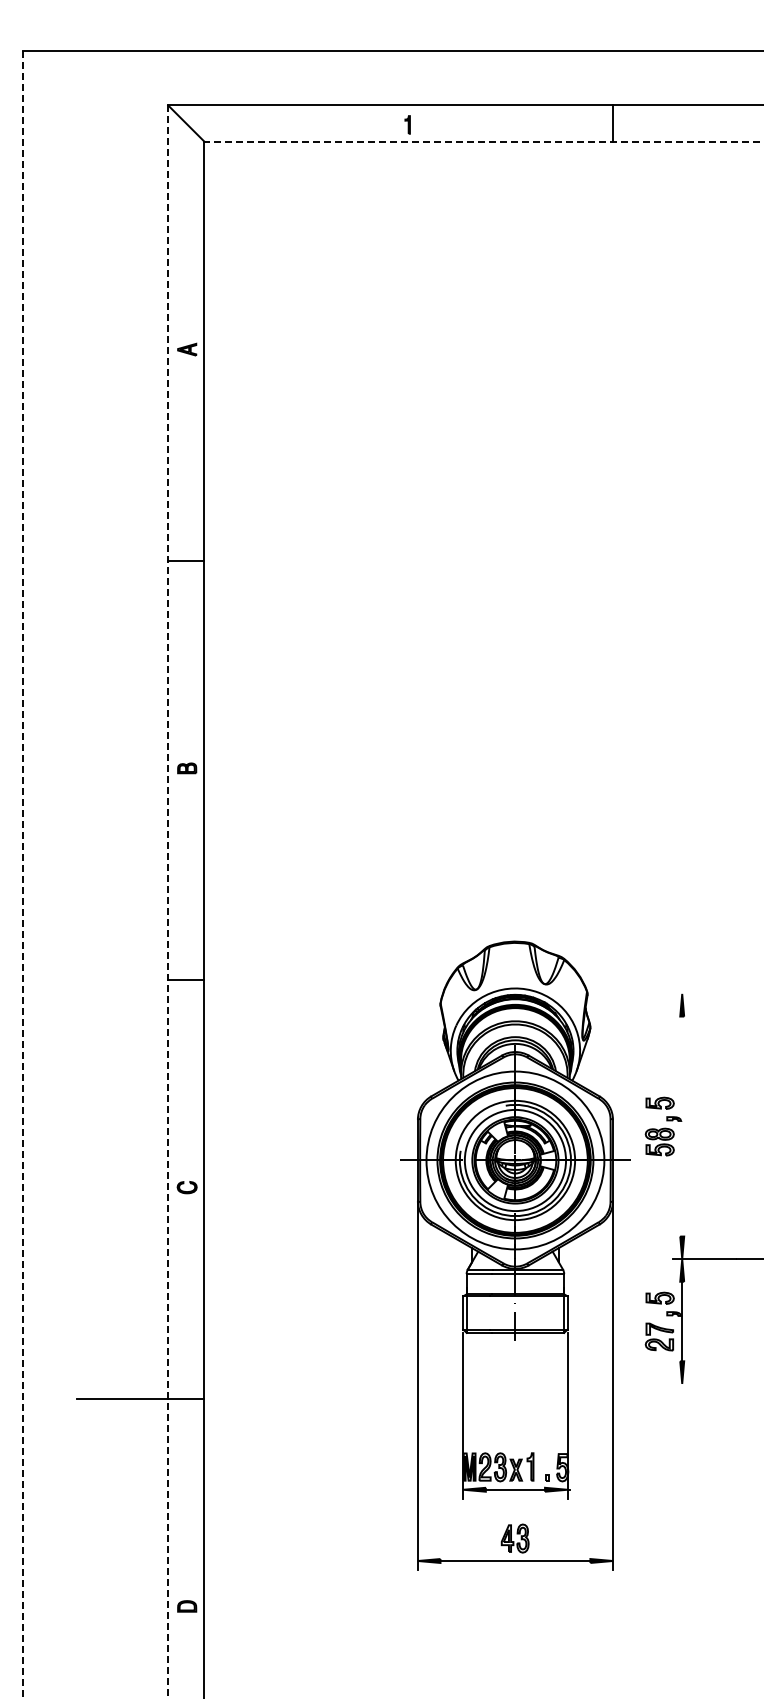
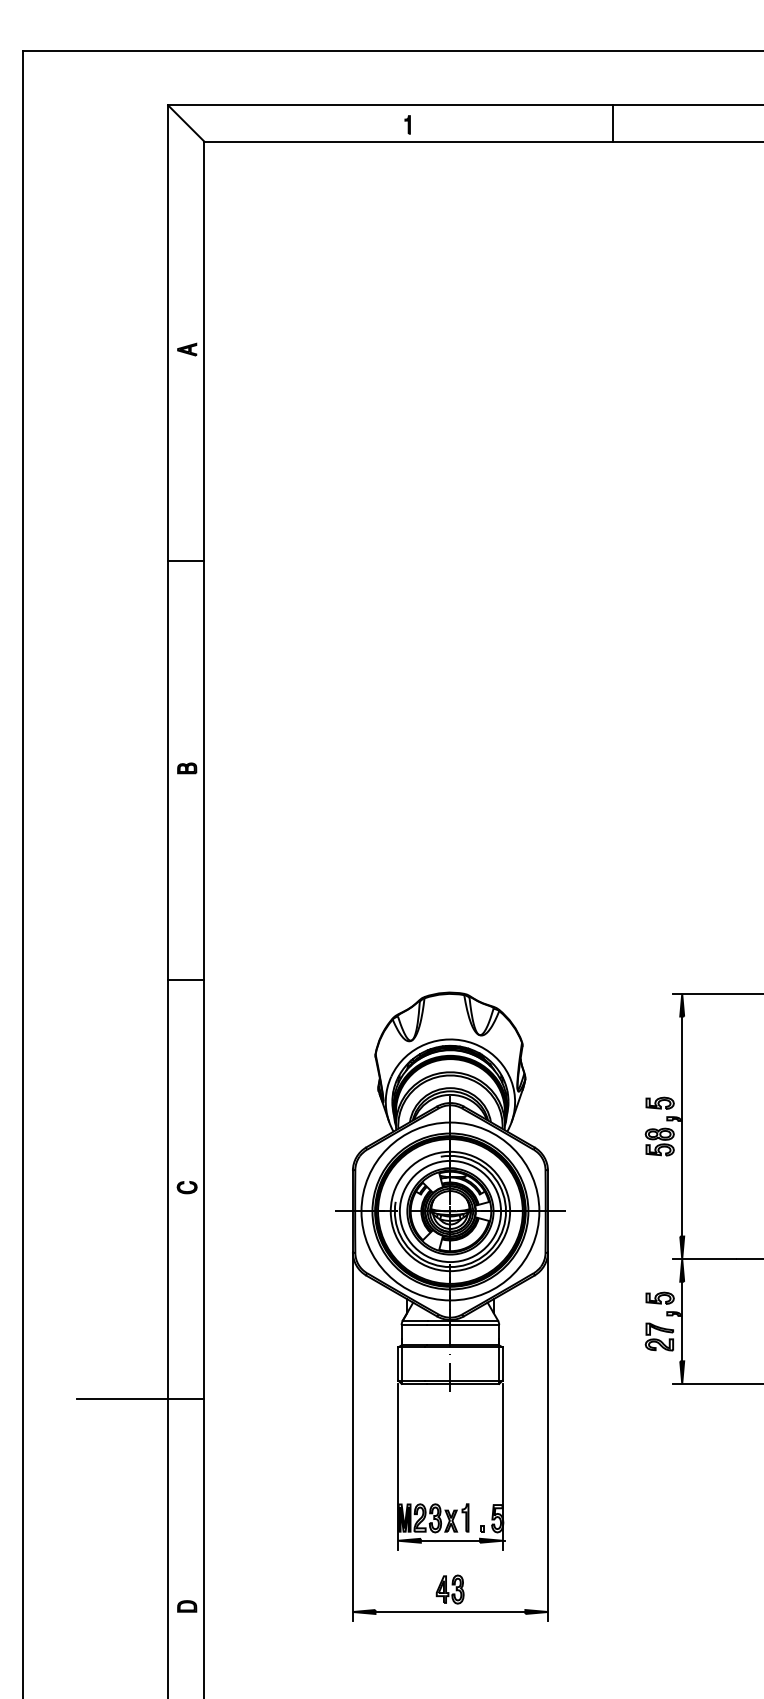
line: dashed -> solid (483, 141)
line: dashed -> solid (22, 874)
line: dashed -> solid (168, 902)
line: none -> present (716, 993)
line: none -> present (682, 1126)
part position: (515, 1255) -> (450, 1306) (450, 1306)
line: none -> present (716, 1383)
